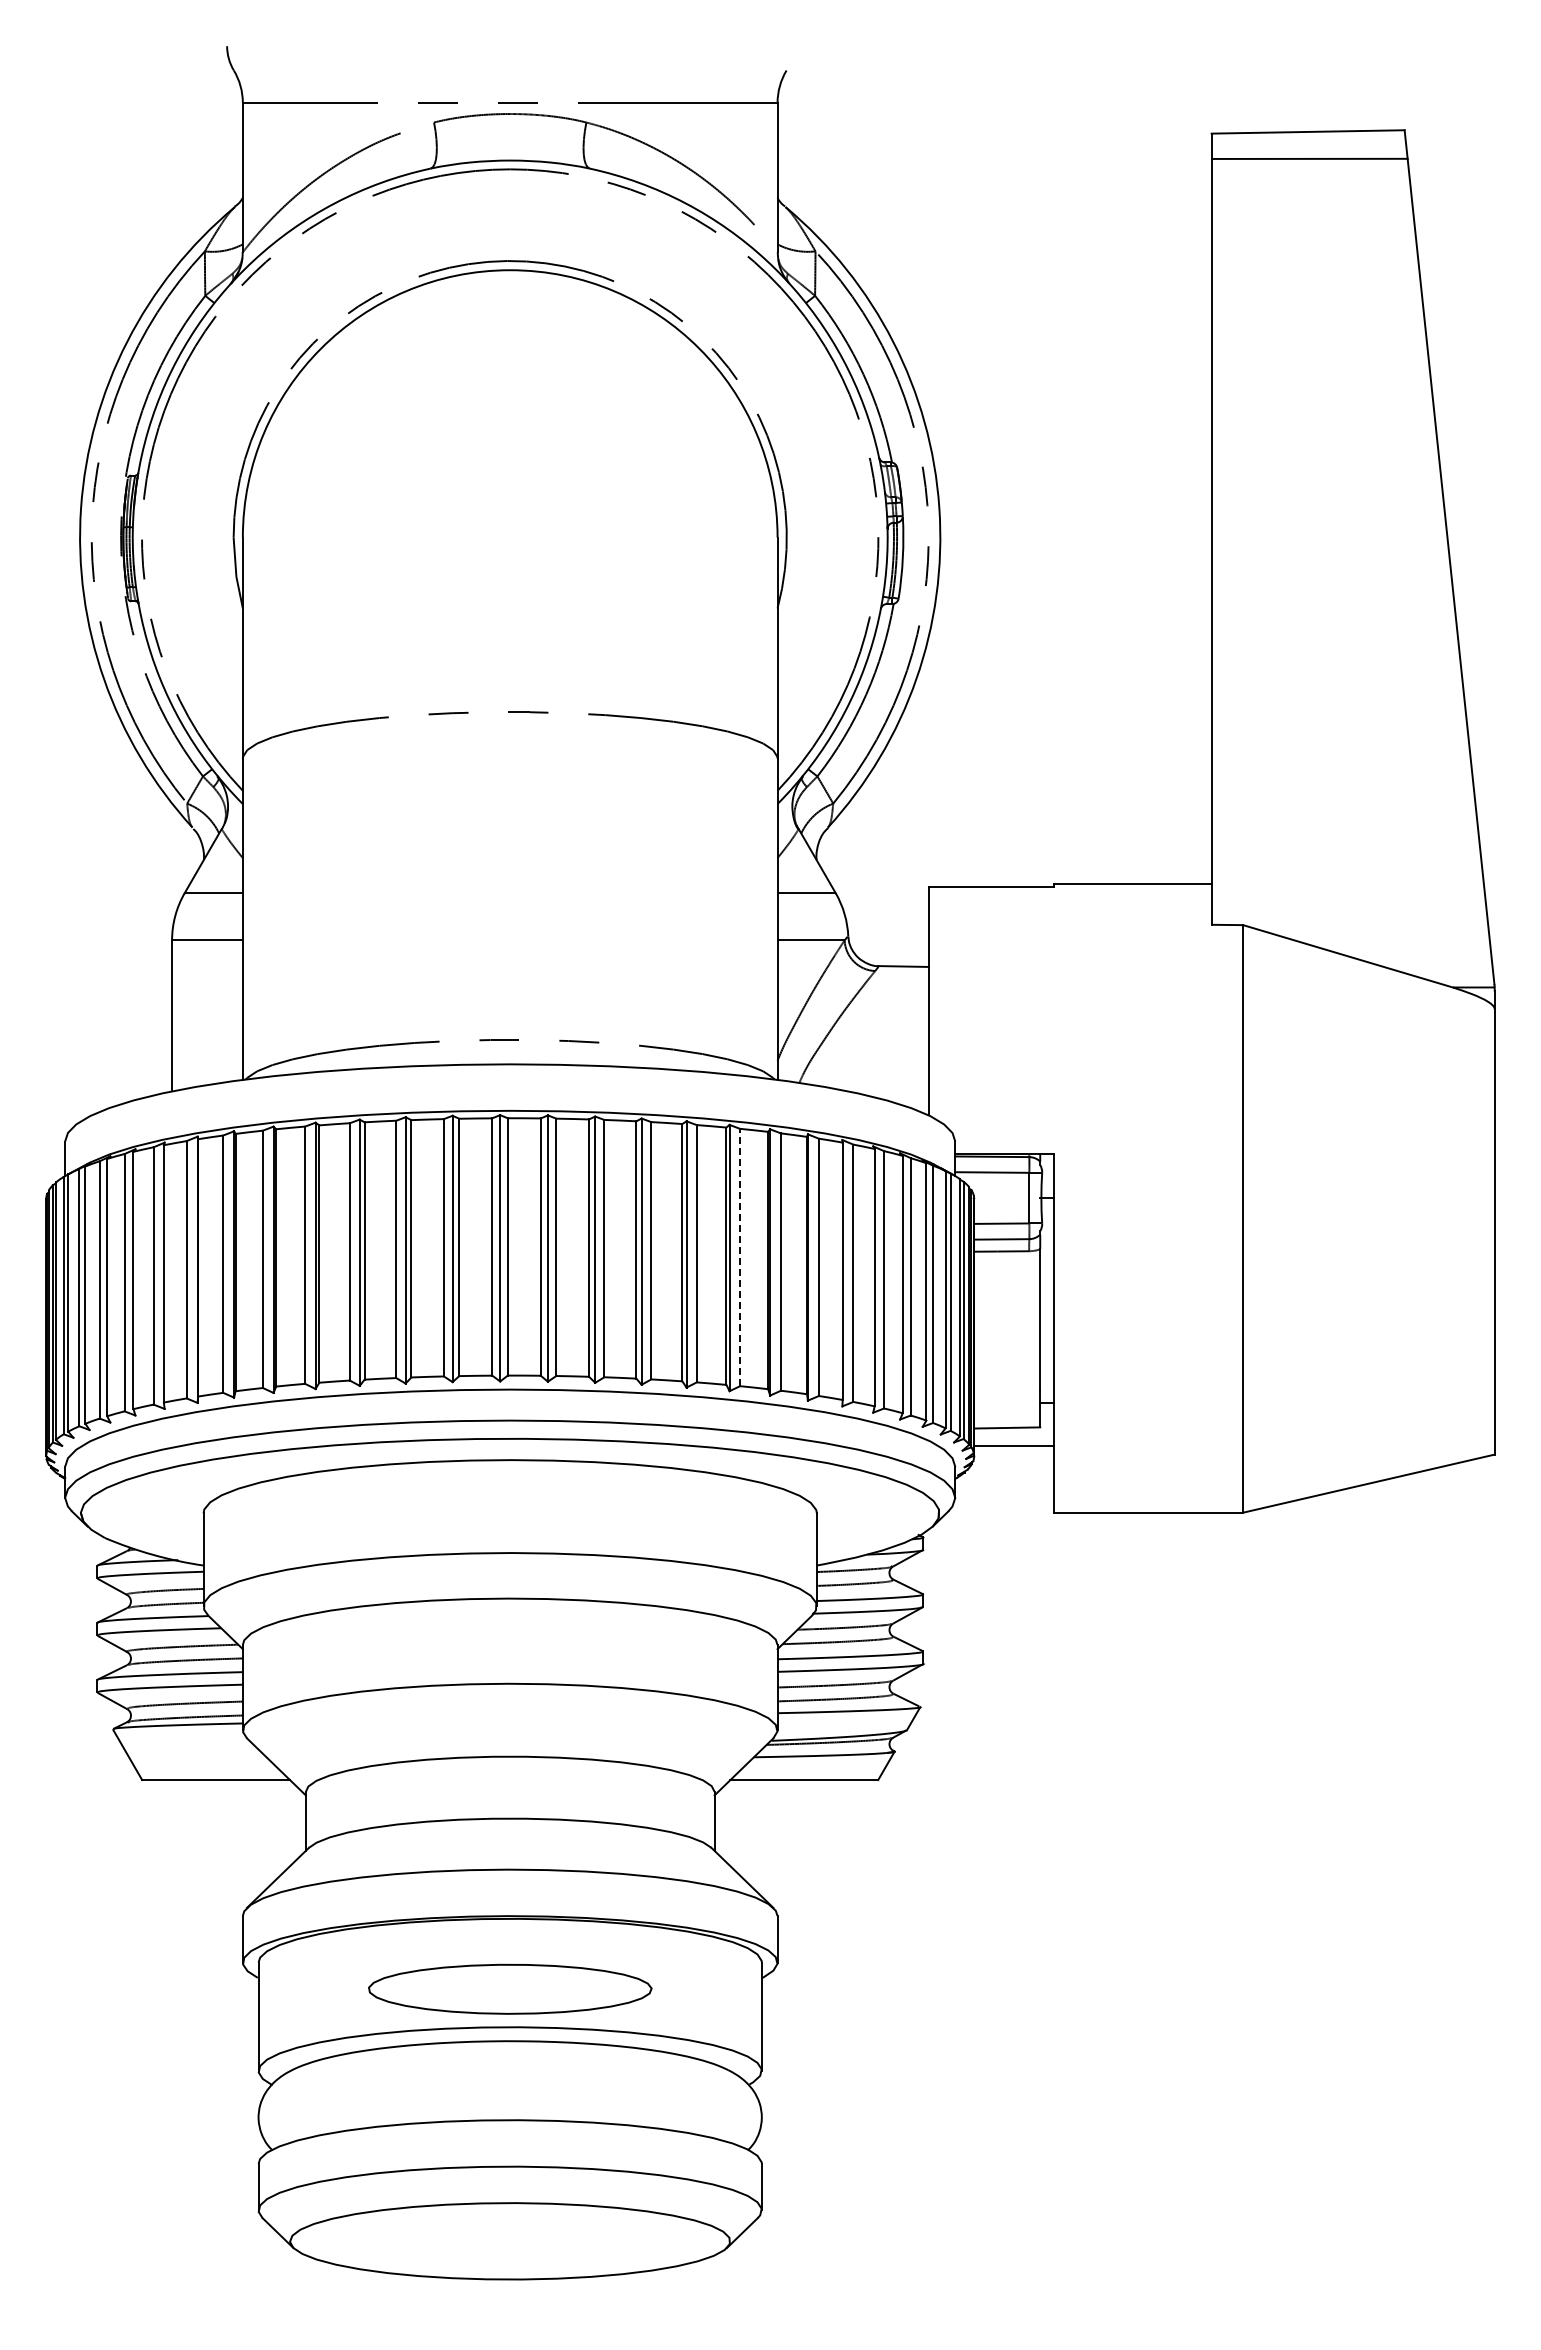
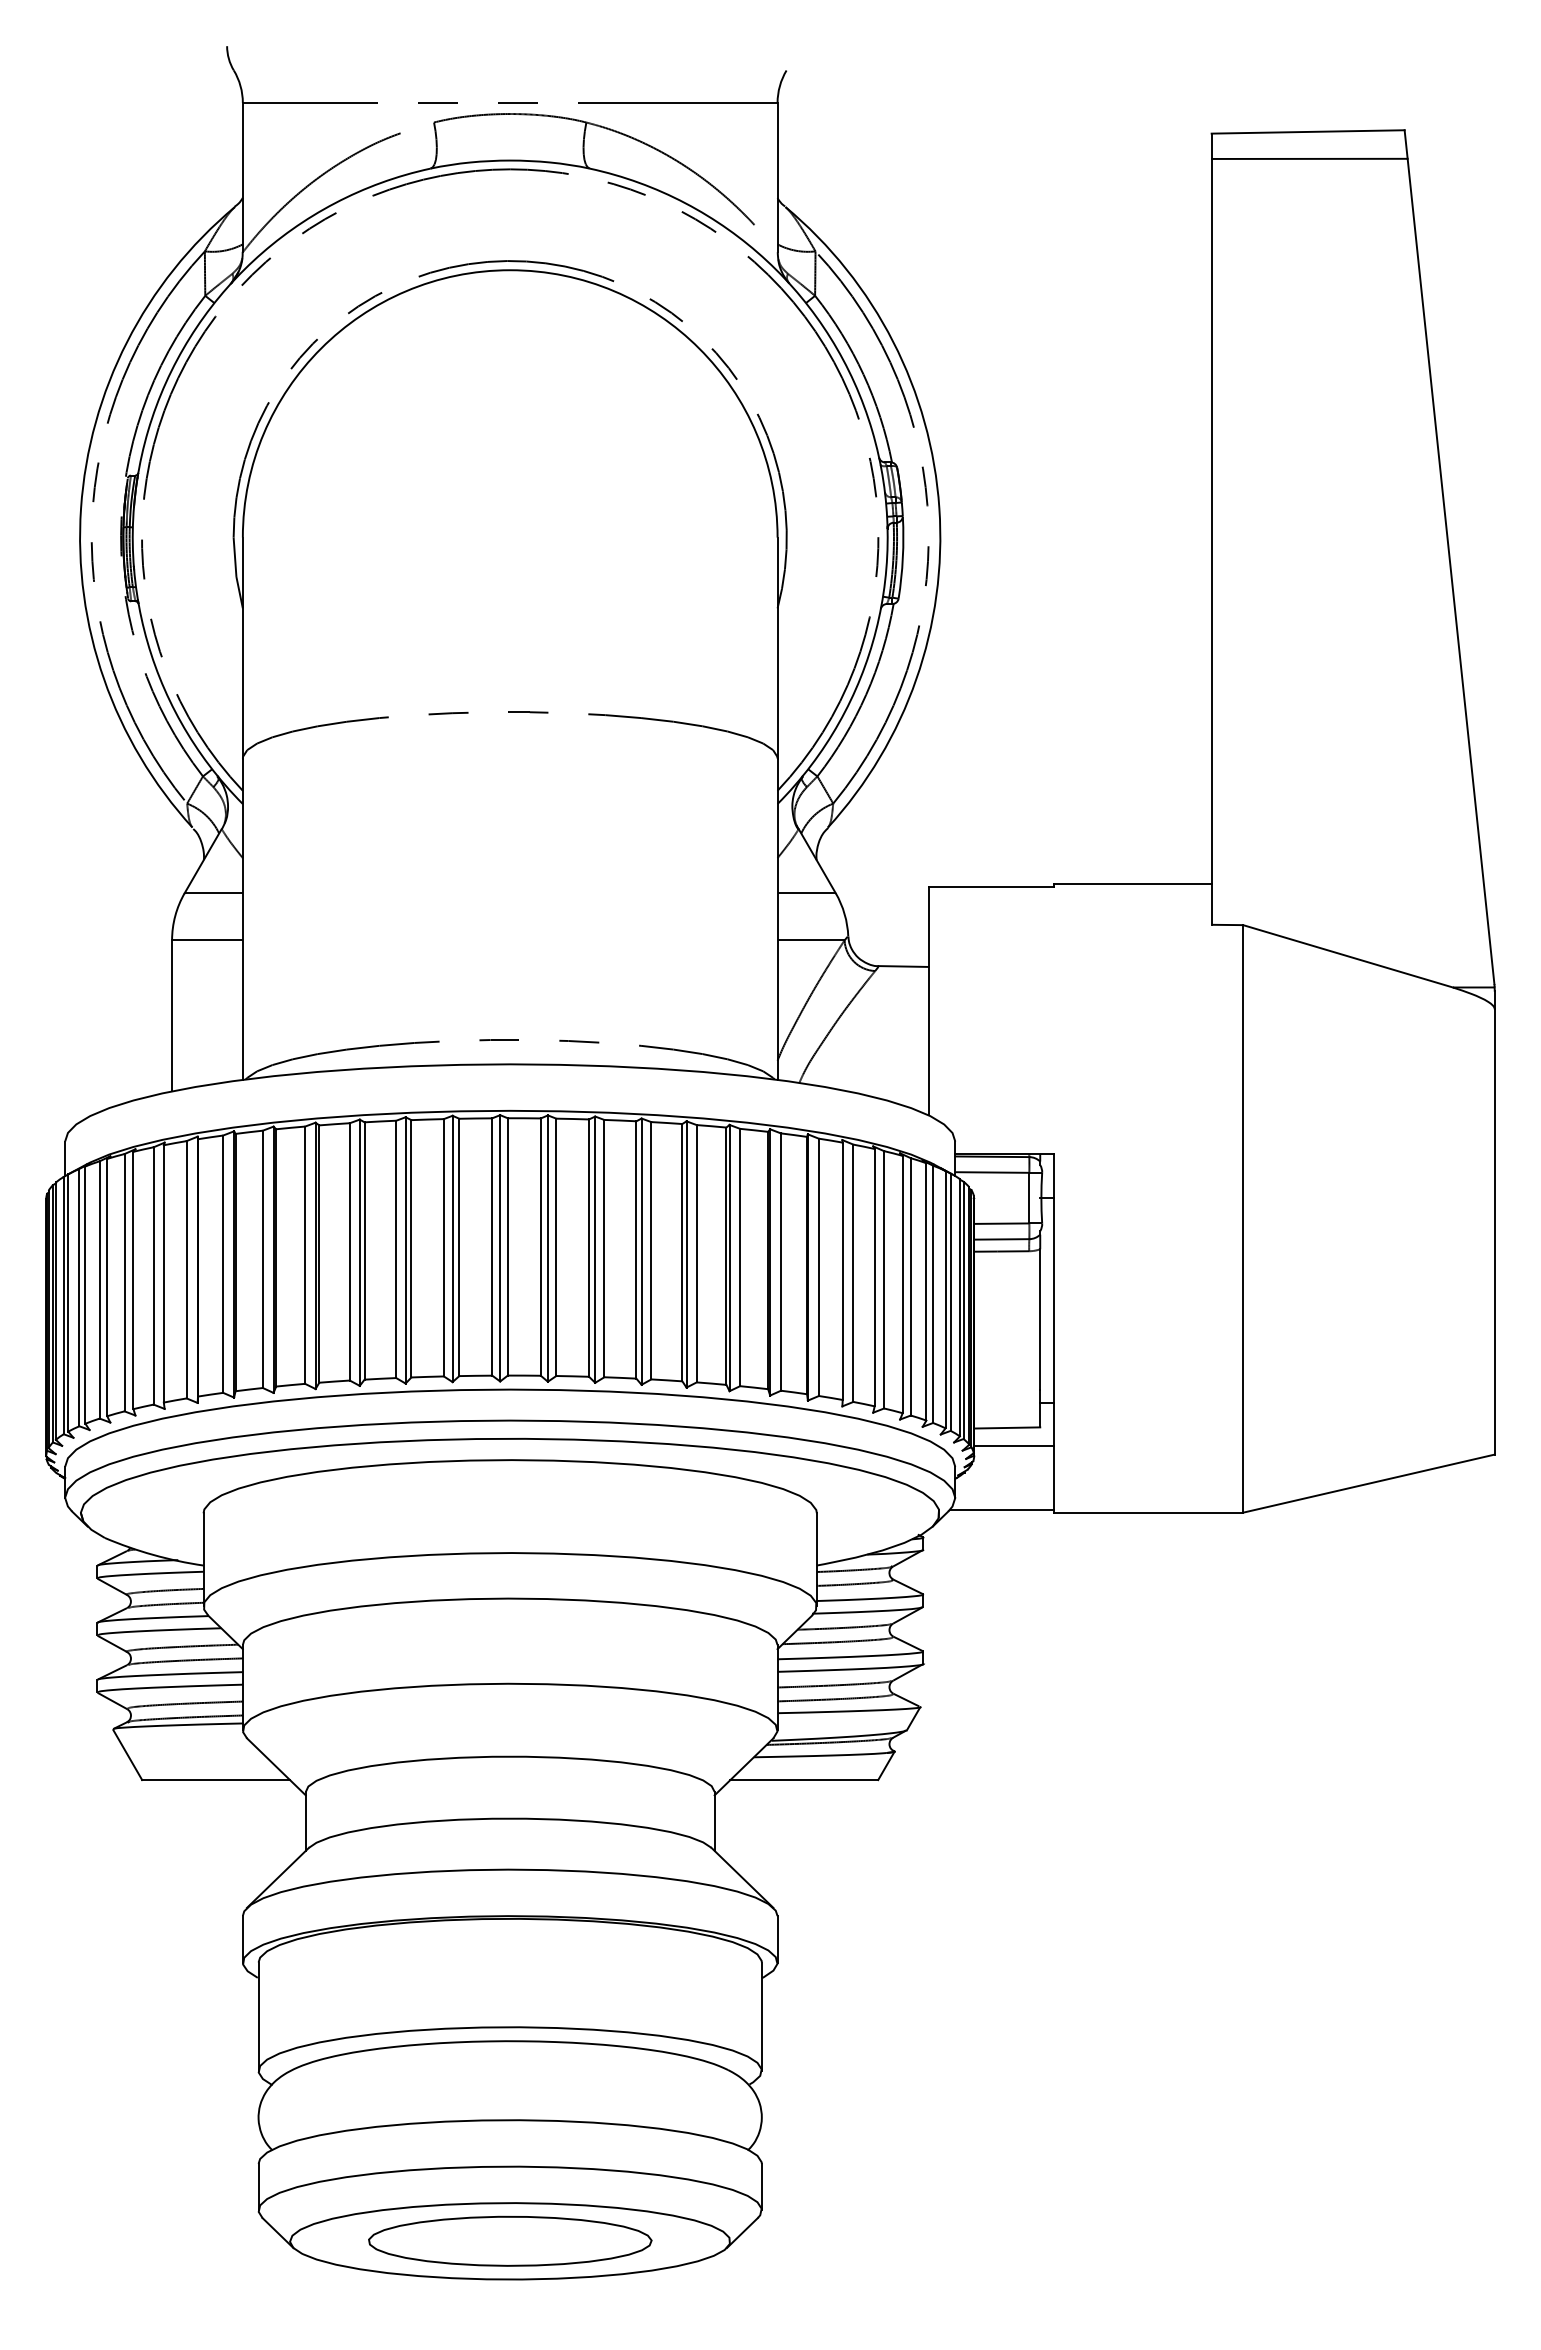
line: dashed -> solid (740, 1257)
line: none -> present (1002, 1509)
part position: (510, 1988) -> (510, 2240) (510, 2240)
